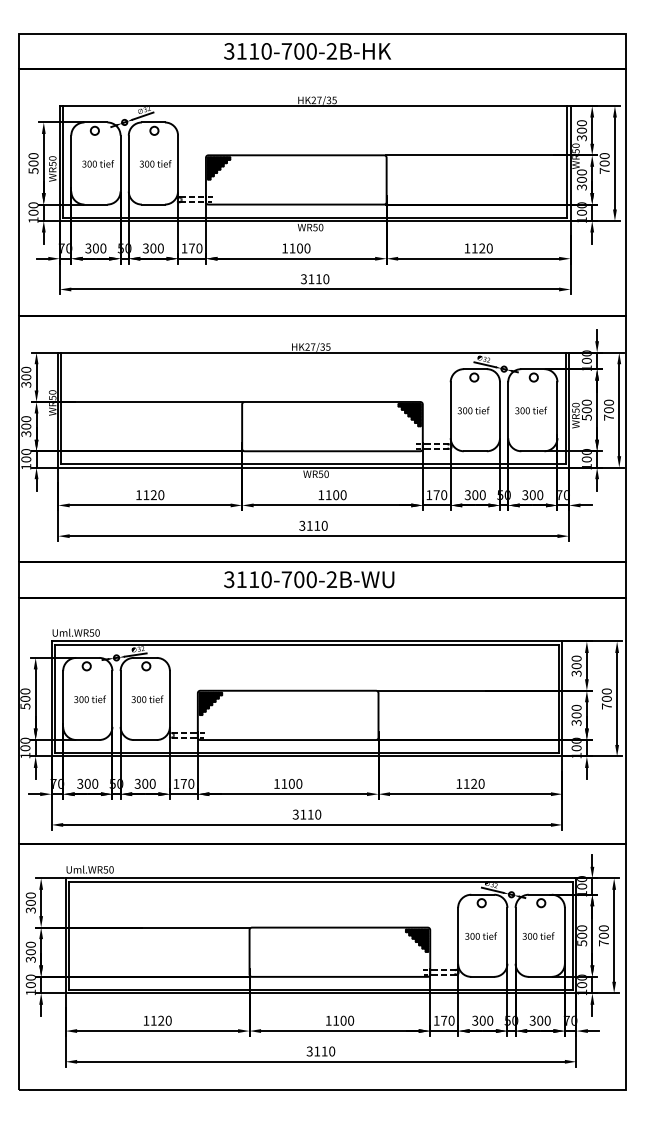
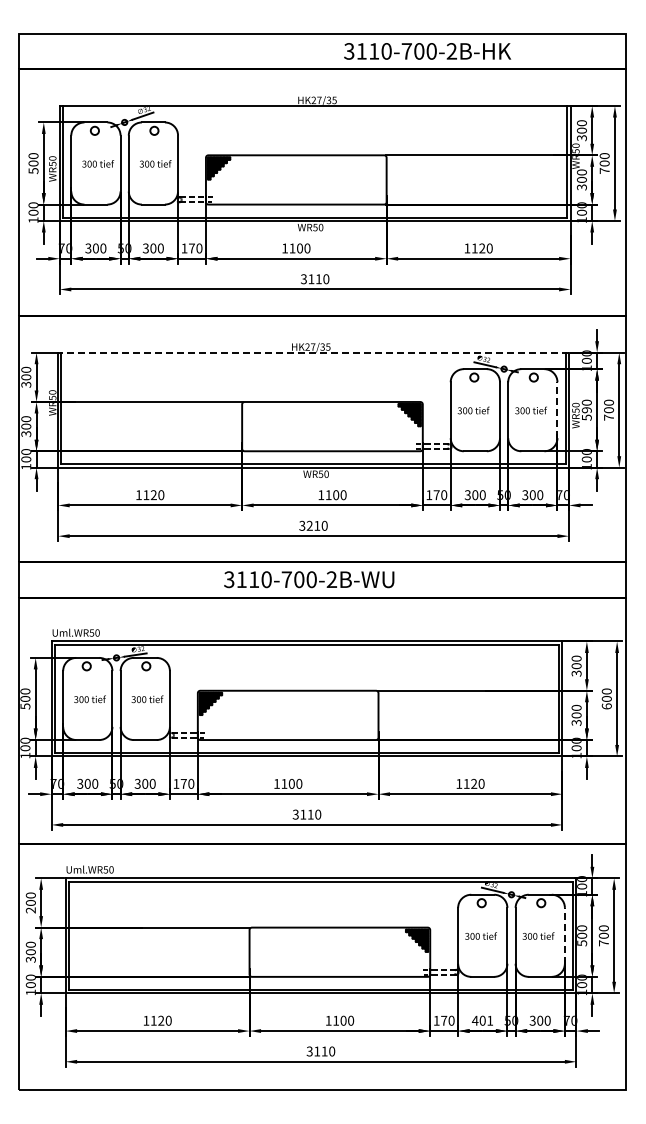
text position: (307, 51) -> (427, 51) (427, 51)
line: solid -> dashed (313, 352)
line: solid -> dashed (557, 410)
text: 500 -> 590 (586, 410)
text: 3110 -> 3210 (309, 525)
text: 700 -> 600 (606, 706)
text: 300 -> 200 (30, 910)
line: solid -> dashed (564, 935)
text: 300 -> 401 (482, 1020)
